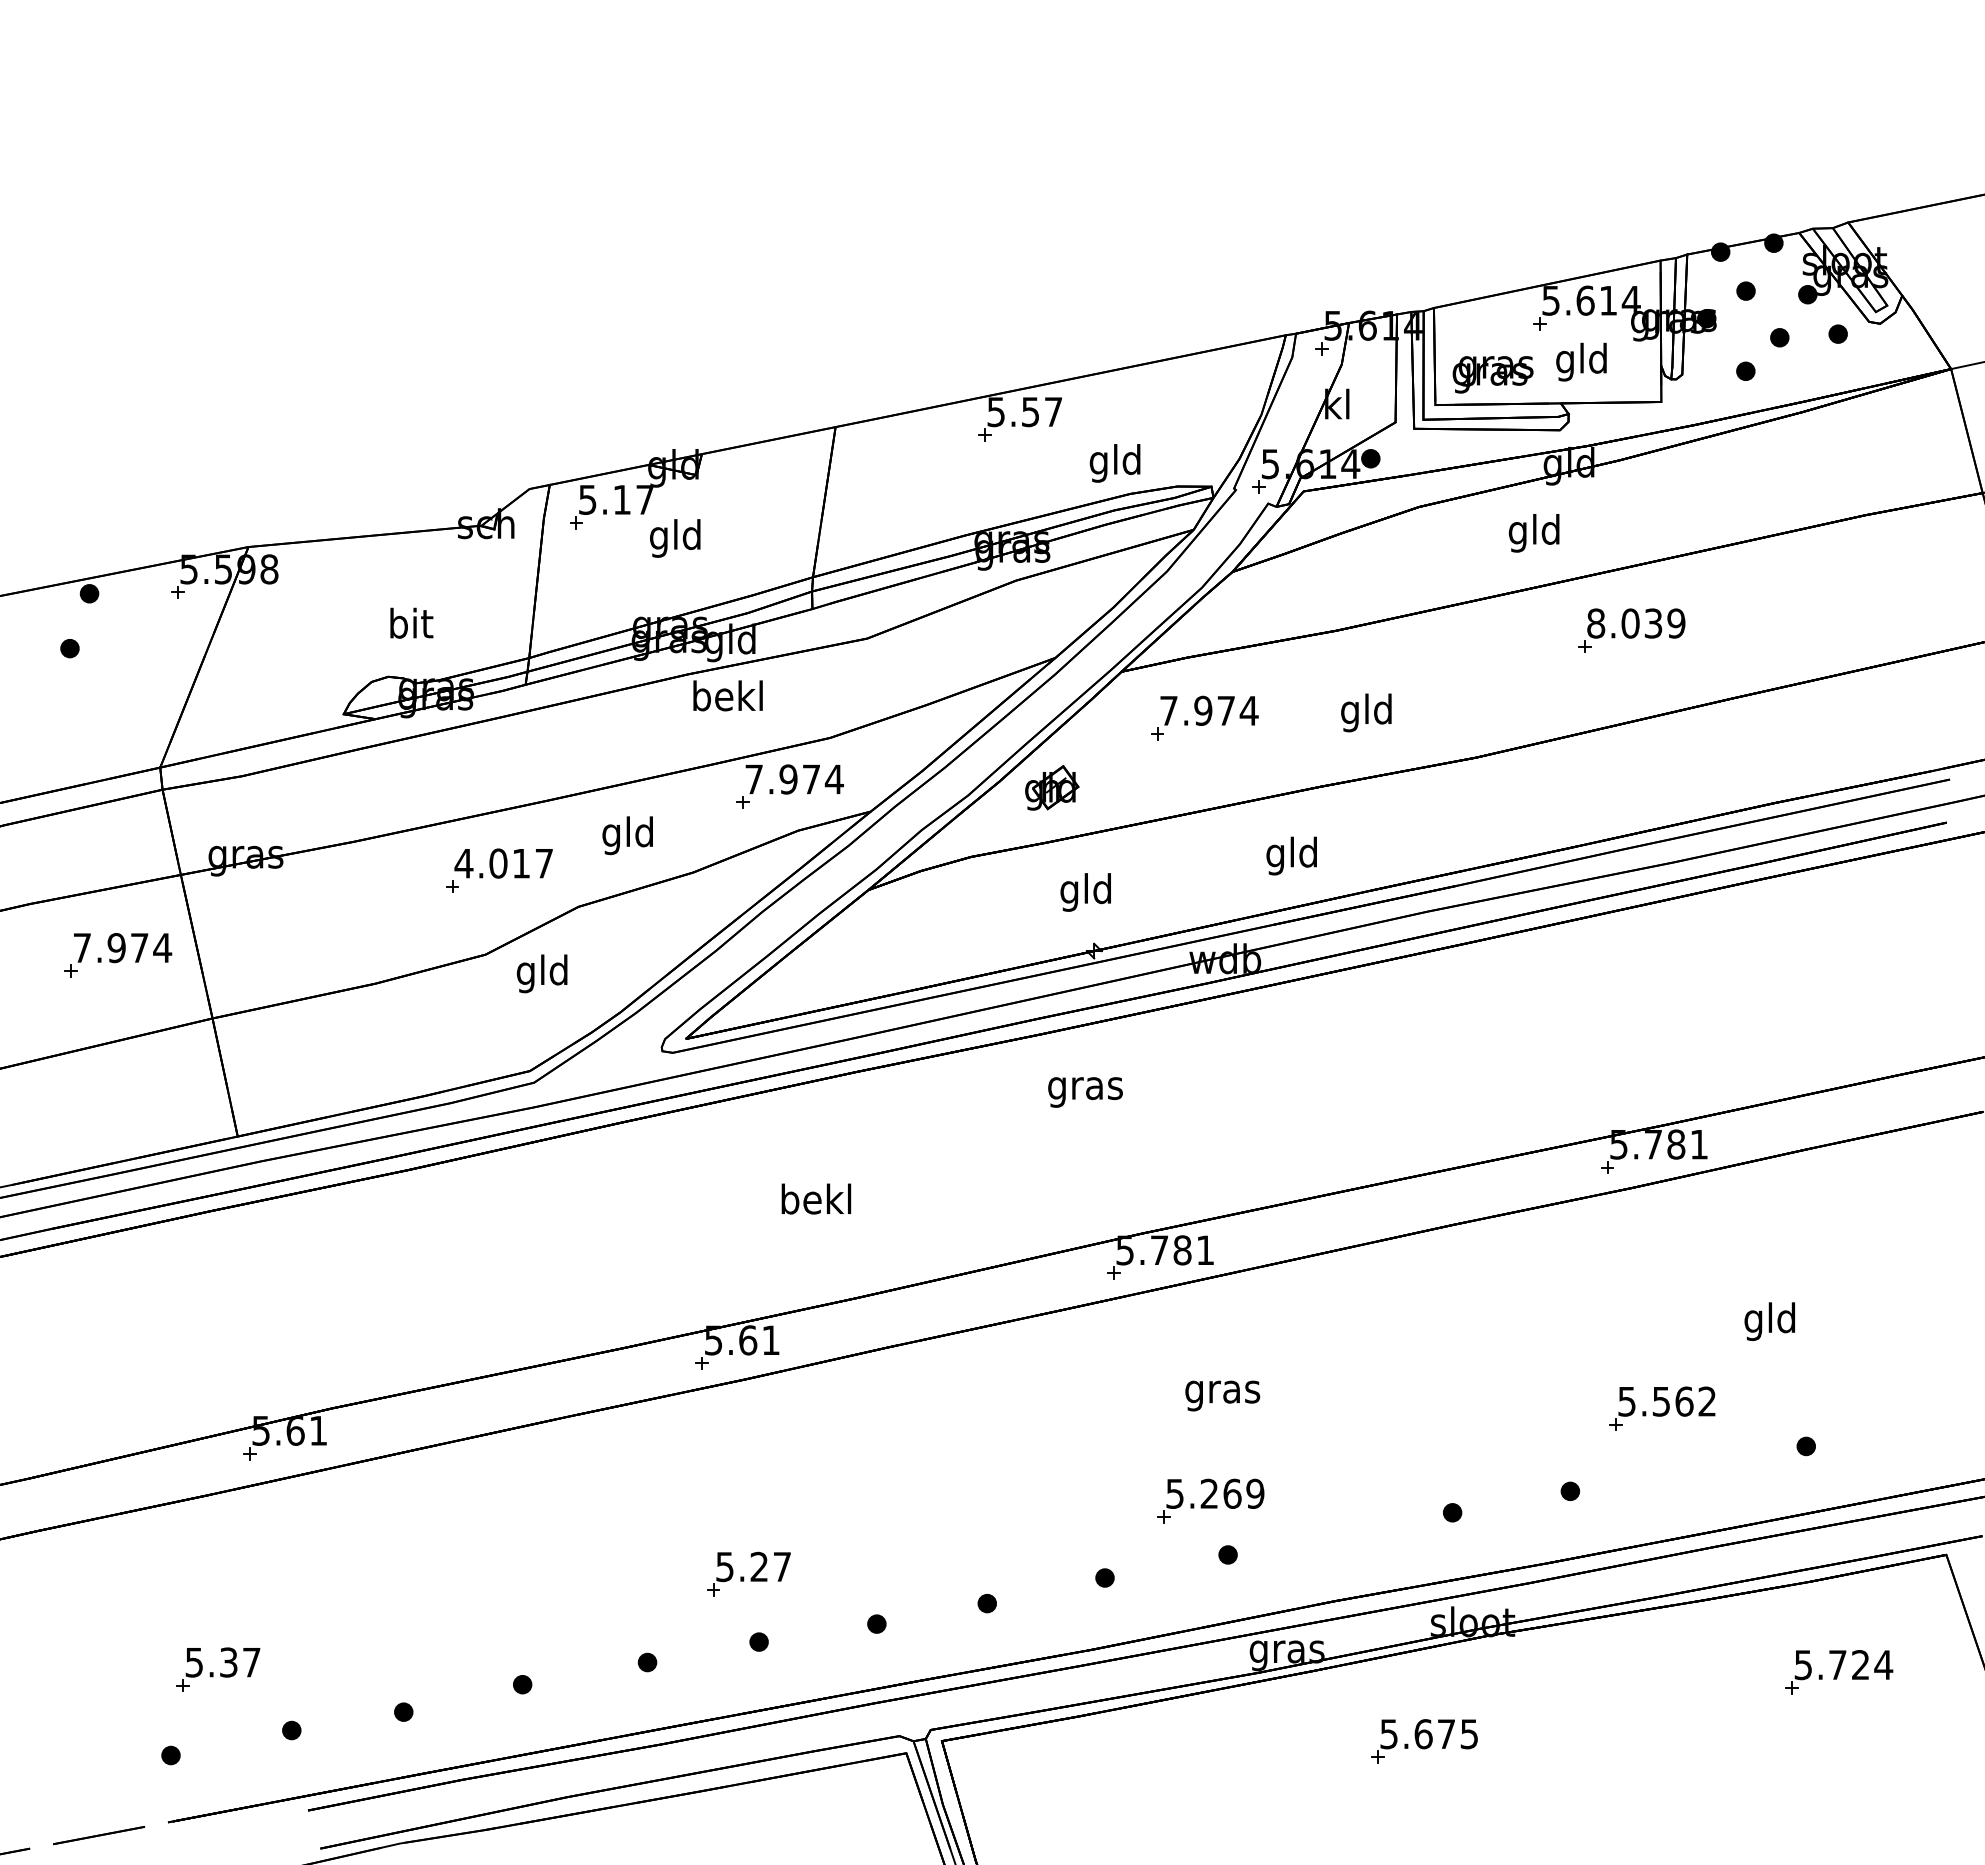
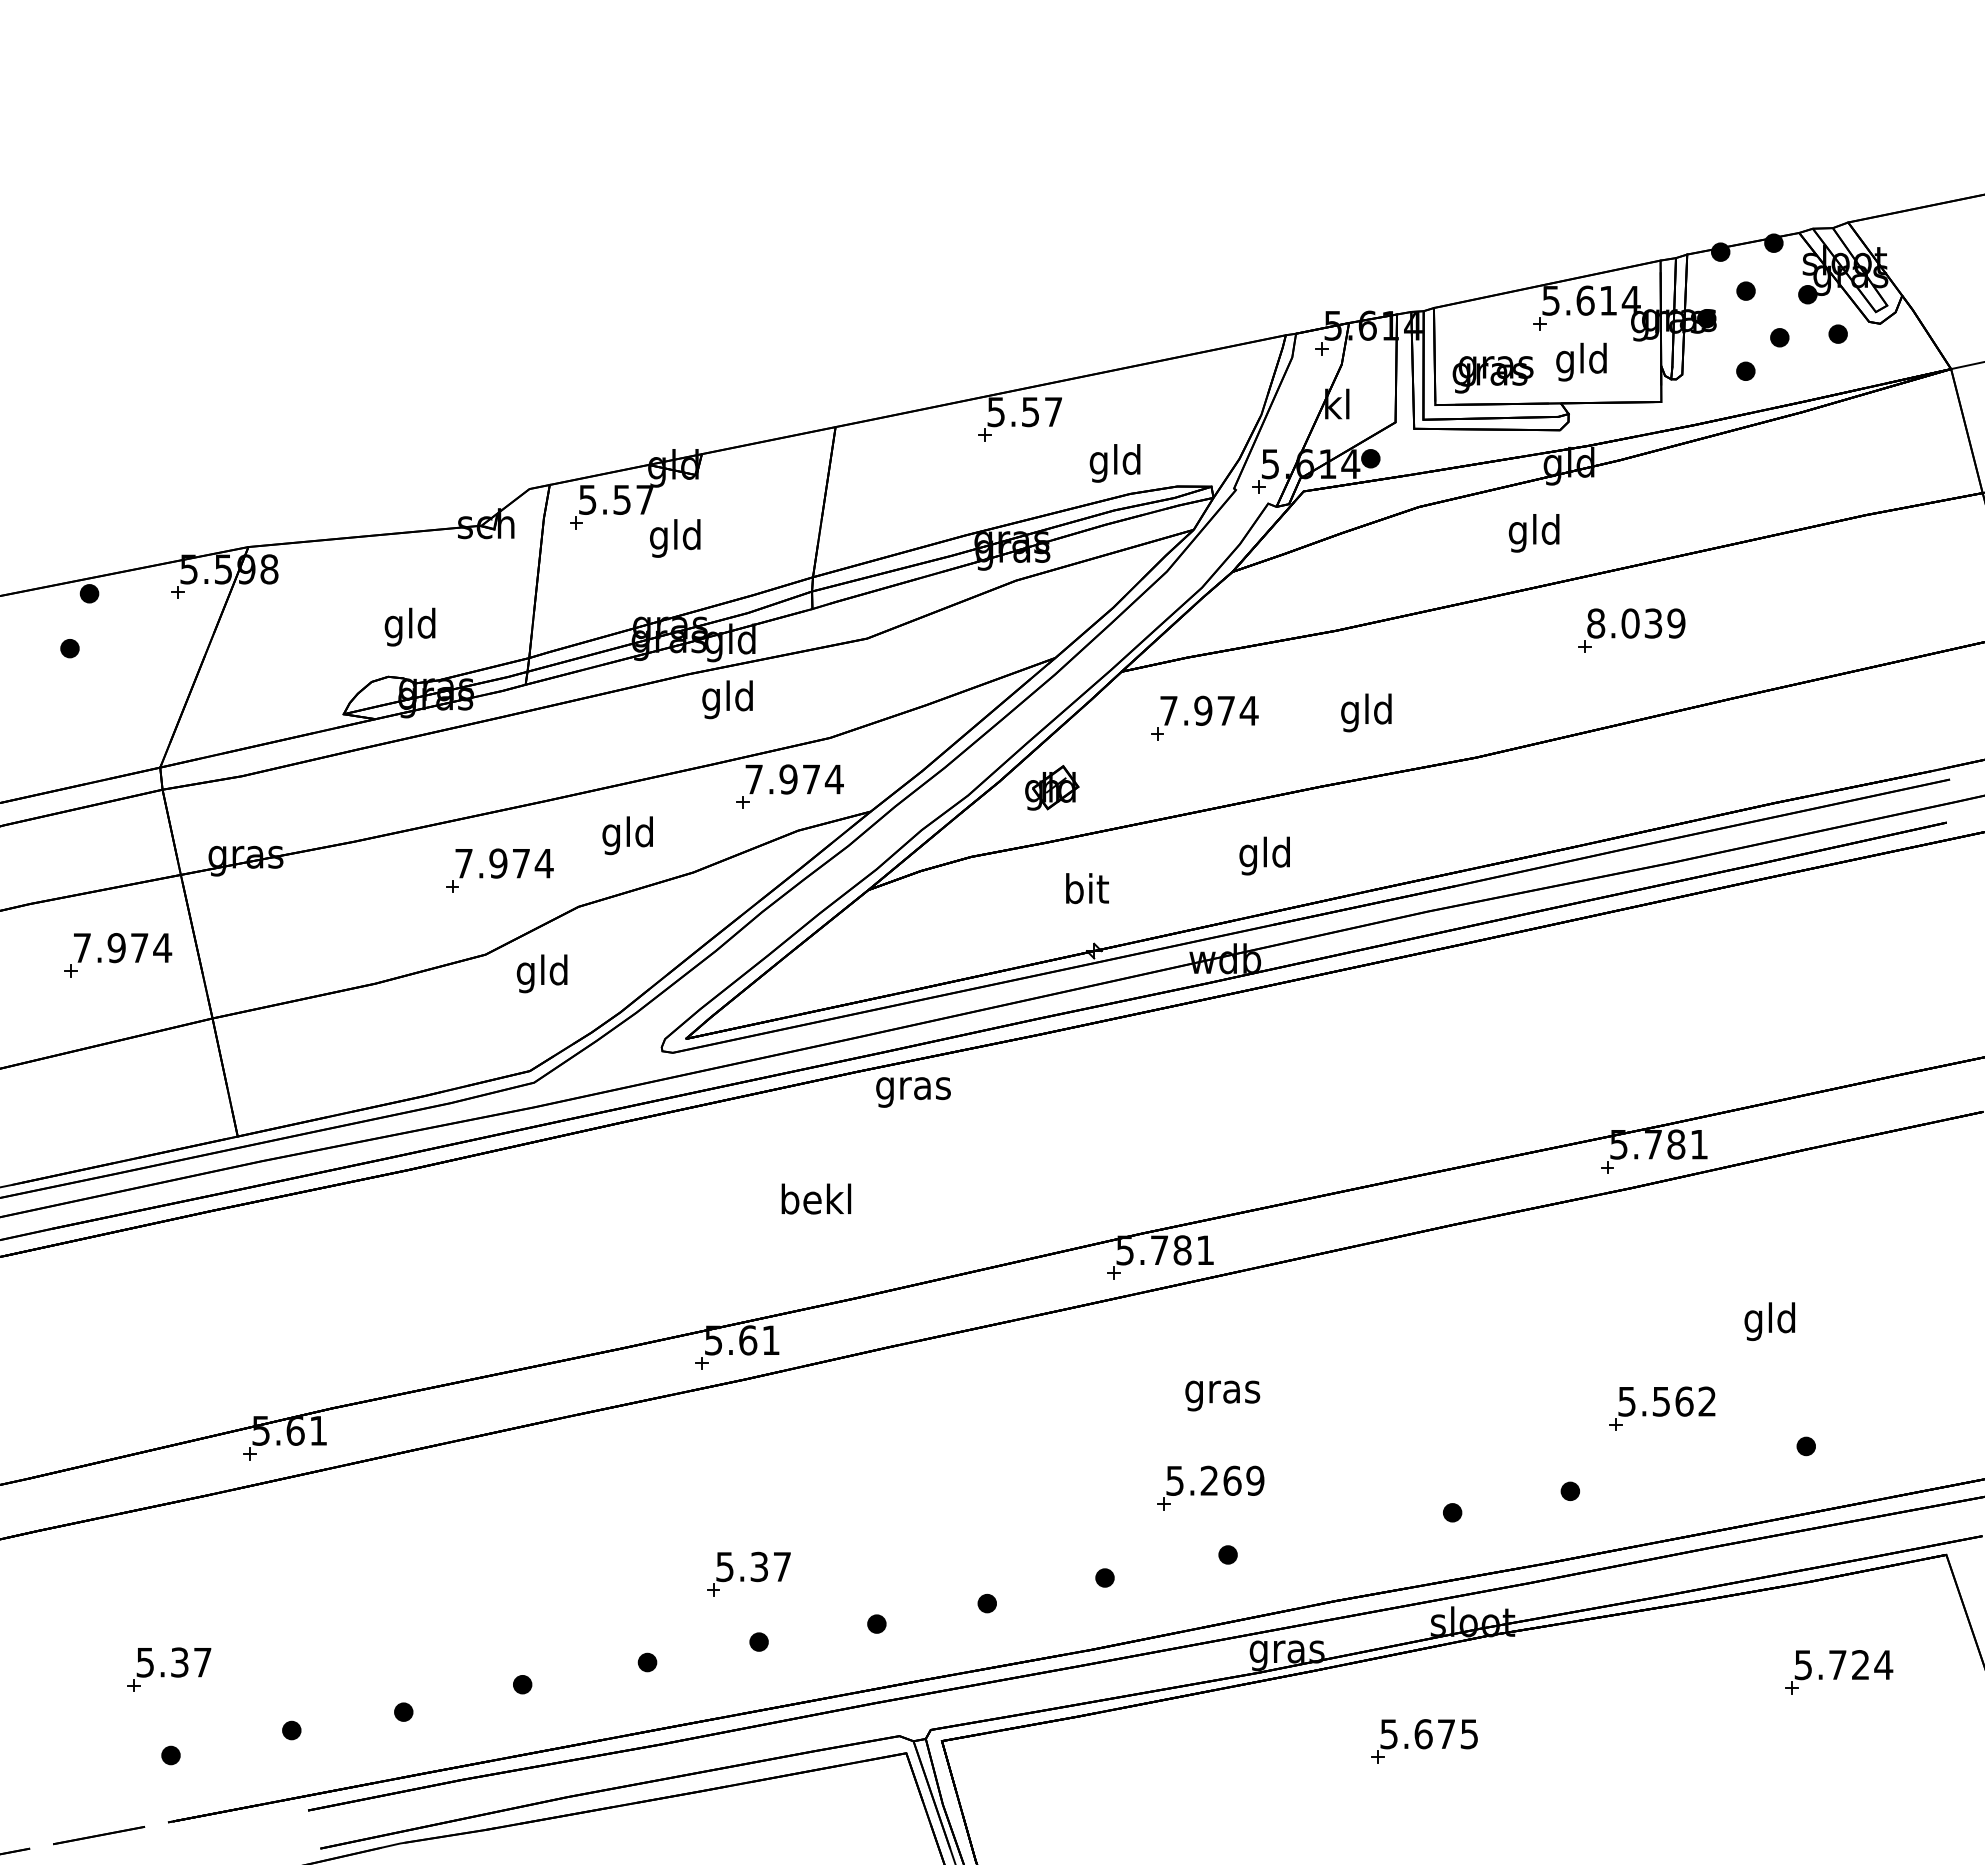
text: 5.17 -> 5.57 (621, 499)
text: bit -> gld (409, 626)
text: bekl -> gld (727, 699)
text position: (1291, 855) -> (1264, 855) (1264, 855)
text: 4.017 -> 7.974 (503, 863)
text: gld -> bit (1085, 892)
text position: (1085, 1092) -> (913, 1092) (913, 1092)
part position: (1210, 1500) -> (1210, 1487) (1210, 1487)
text: 5.27 -> 5.37 (758, 1567)
part position: (218, 1669) -> (169, 1669) (169, 1669)
